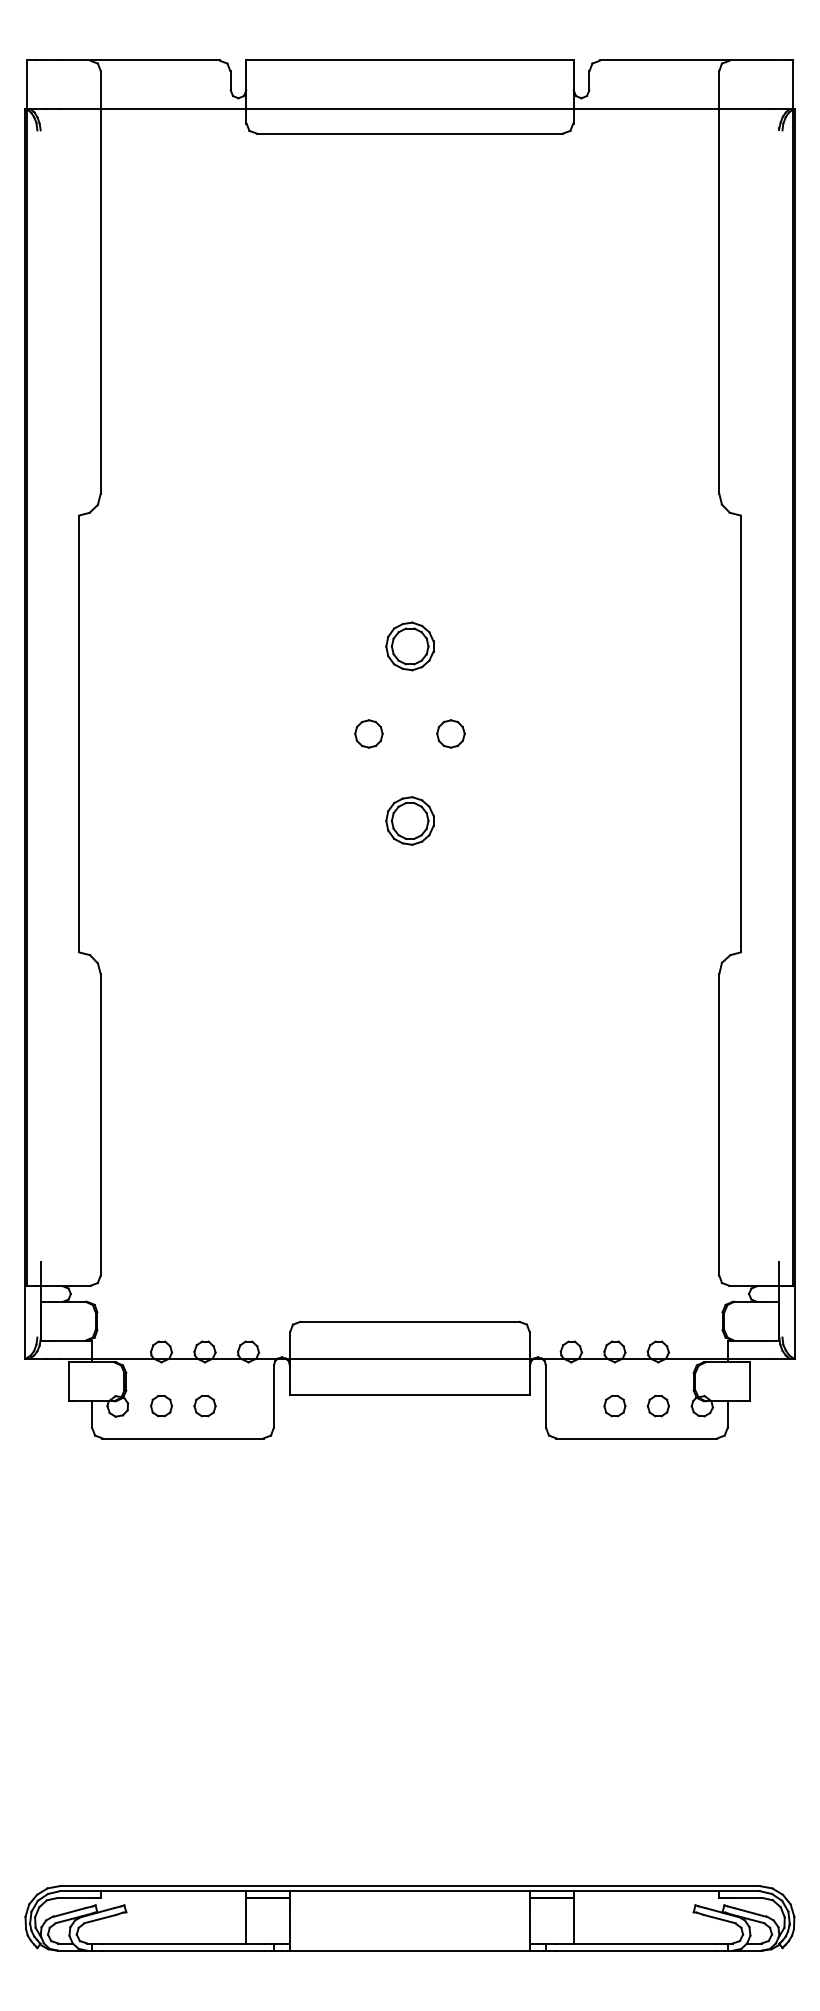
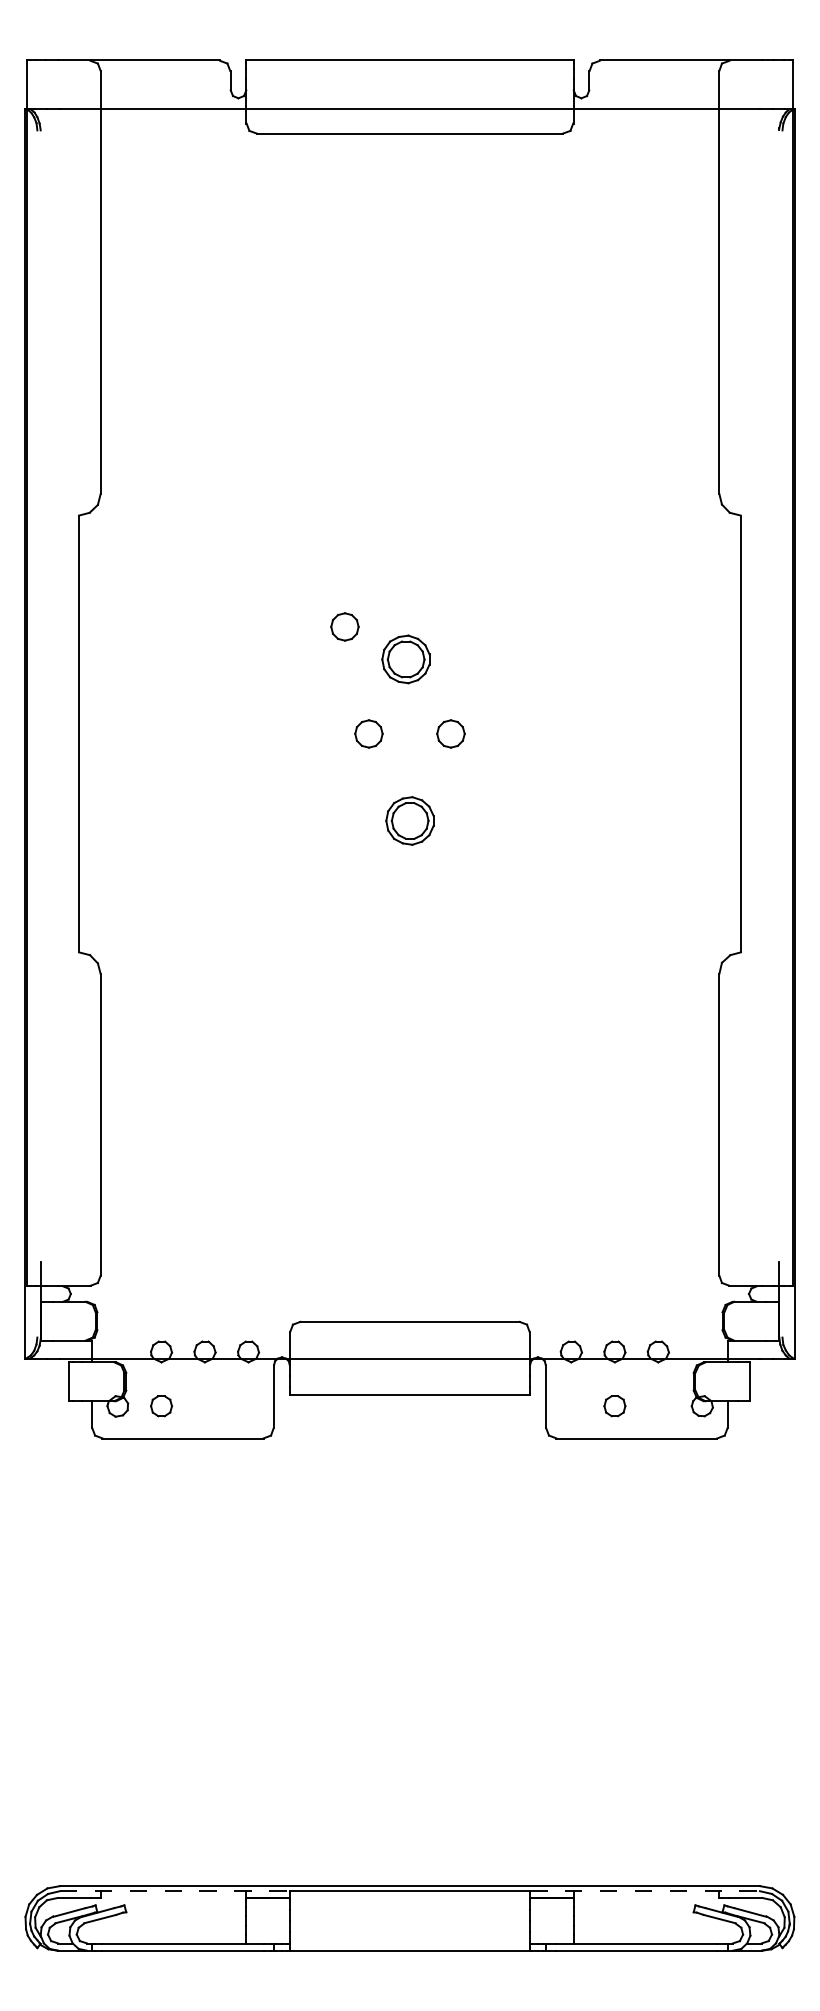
part: none -> present (344, 626)
part position: (409, 646) -> (405, 659) (405, 659)
part: present -> none (204, 1406)
part: present -> none (657, 1406)
line: solid -> dashed (174, 1890)
line: solid -> dashed (645, 1890)
